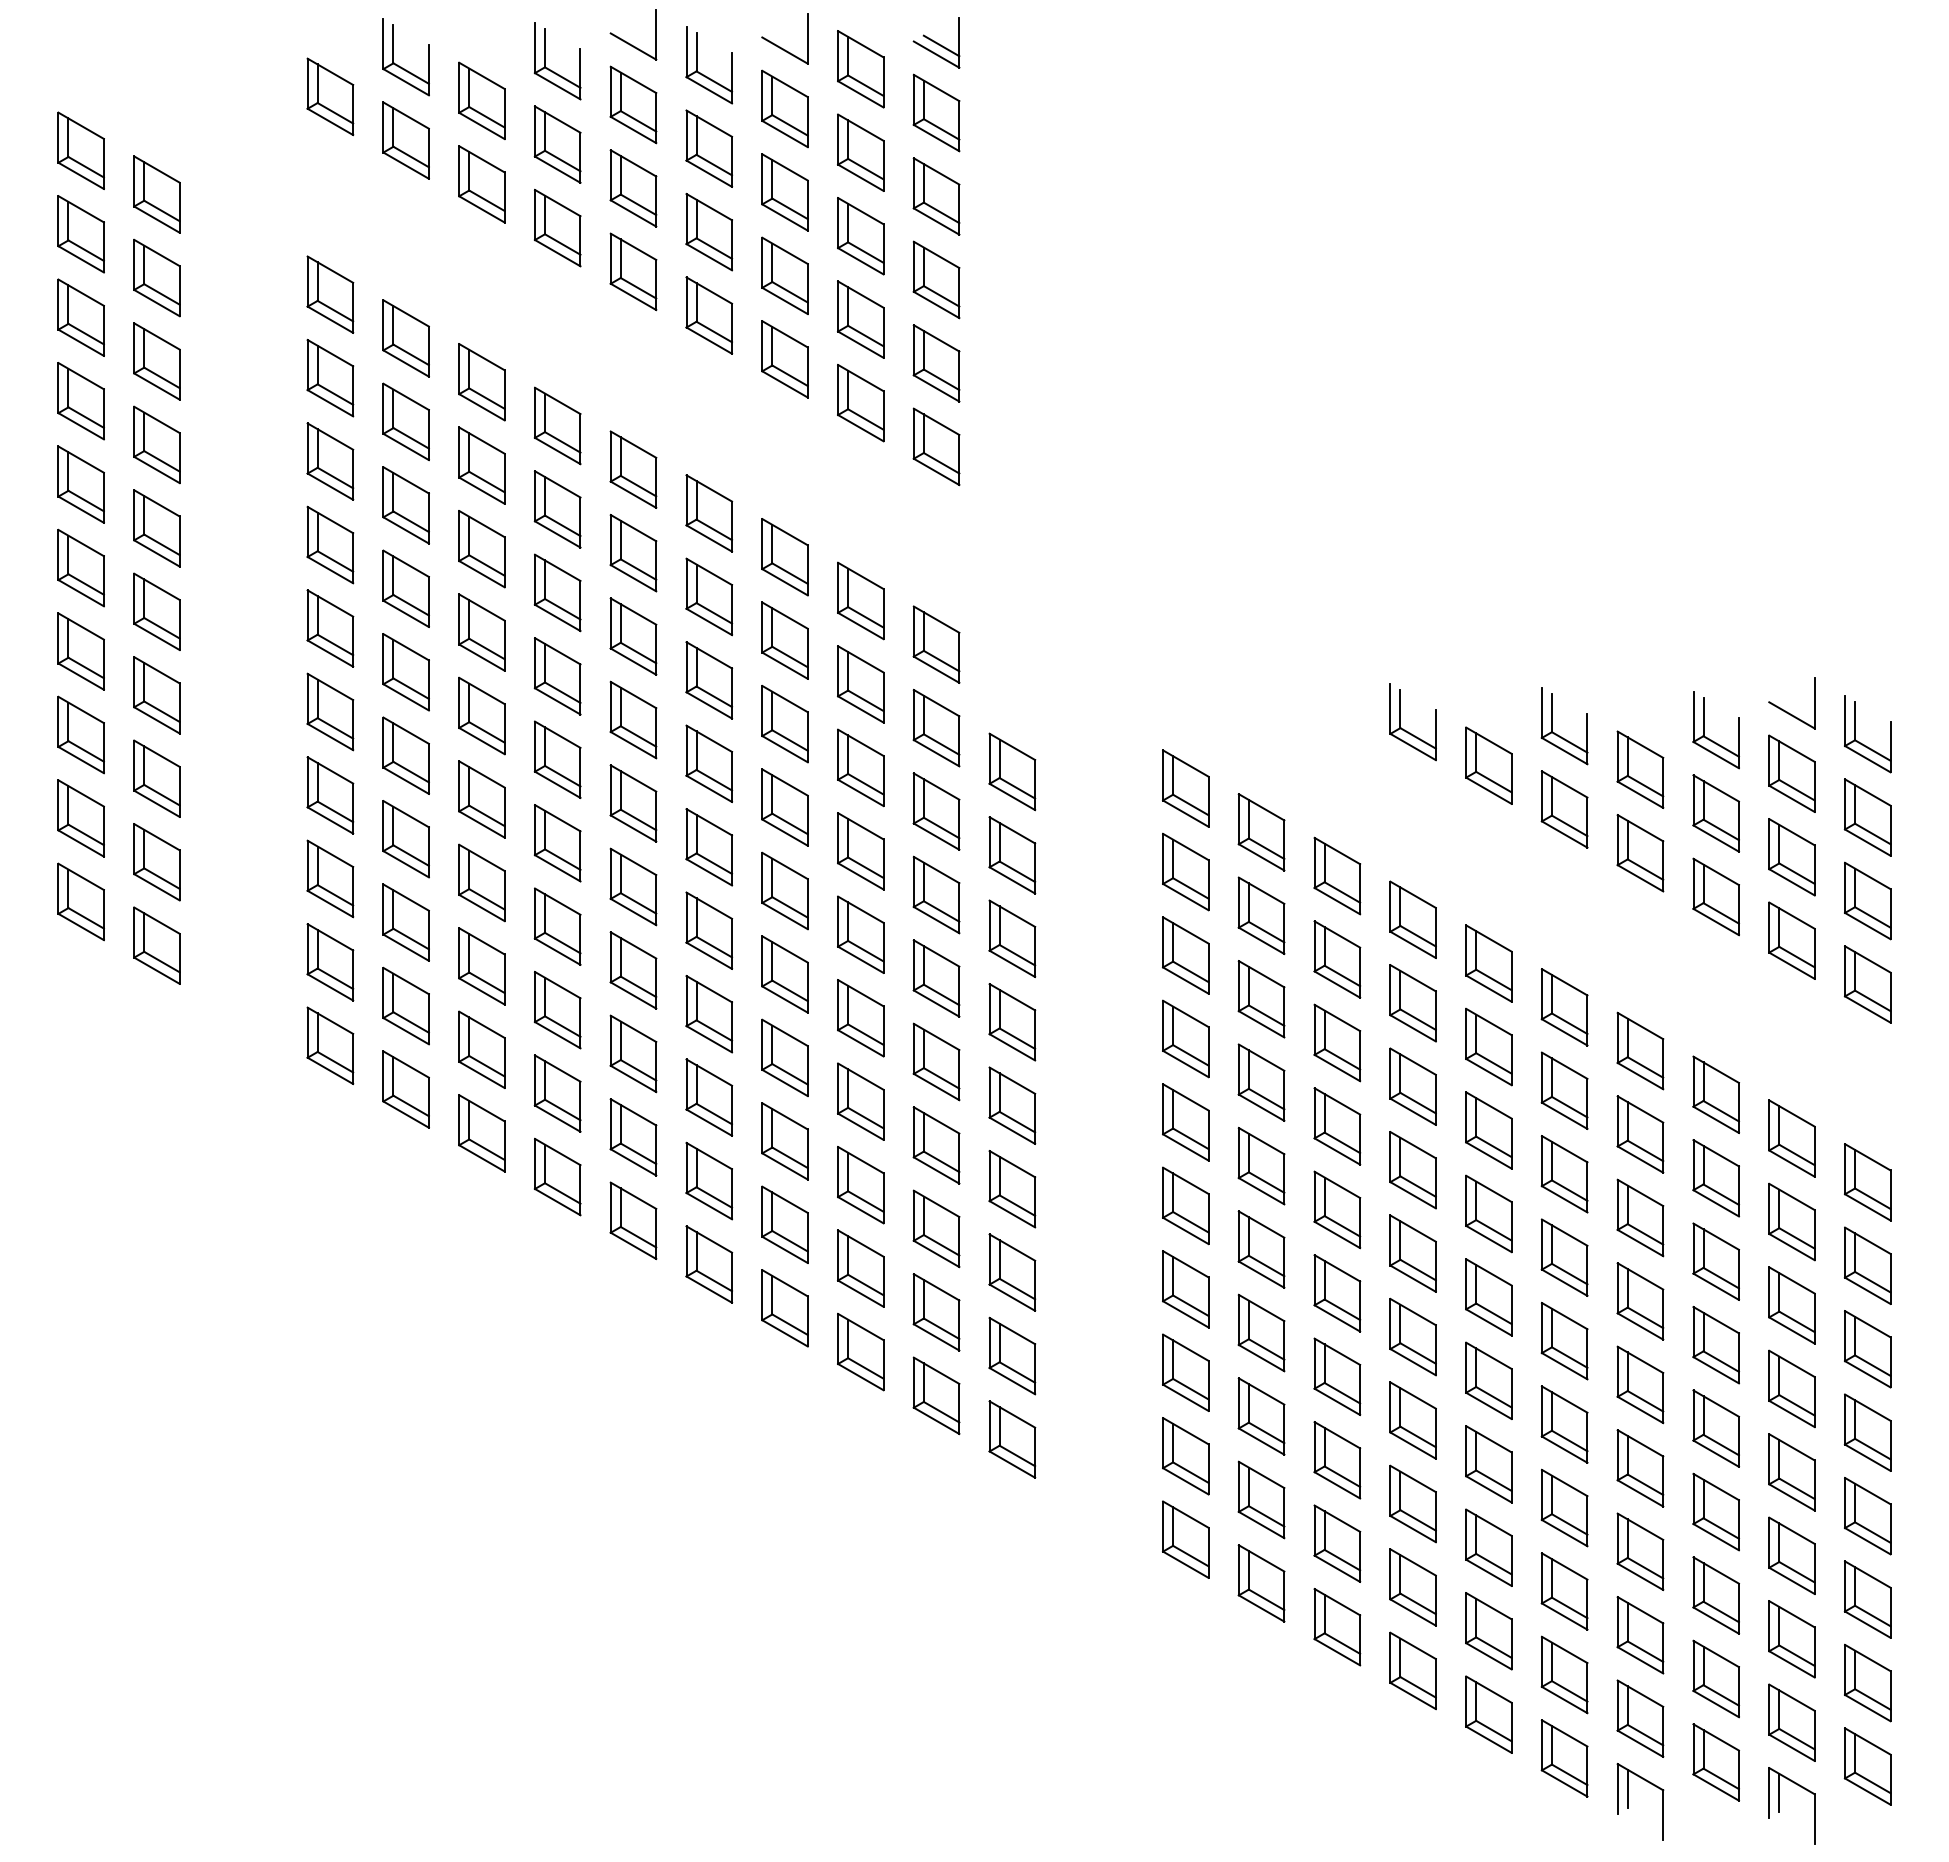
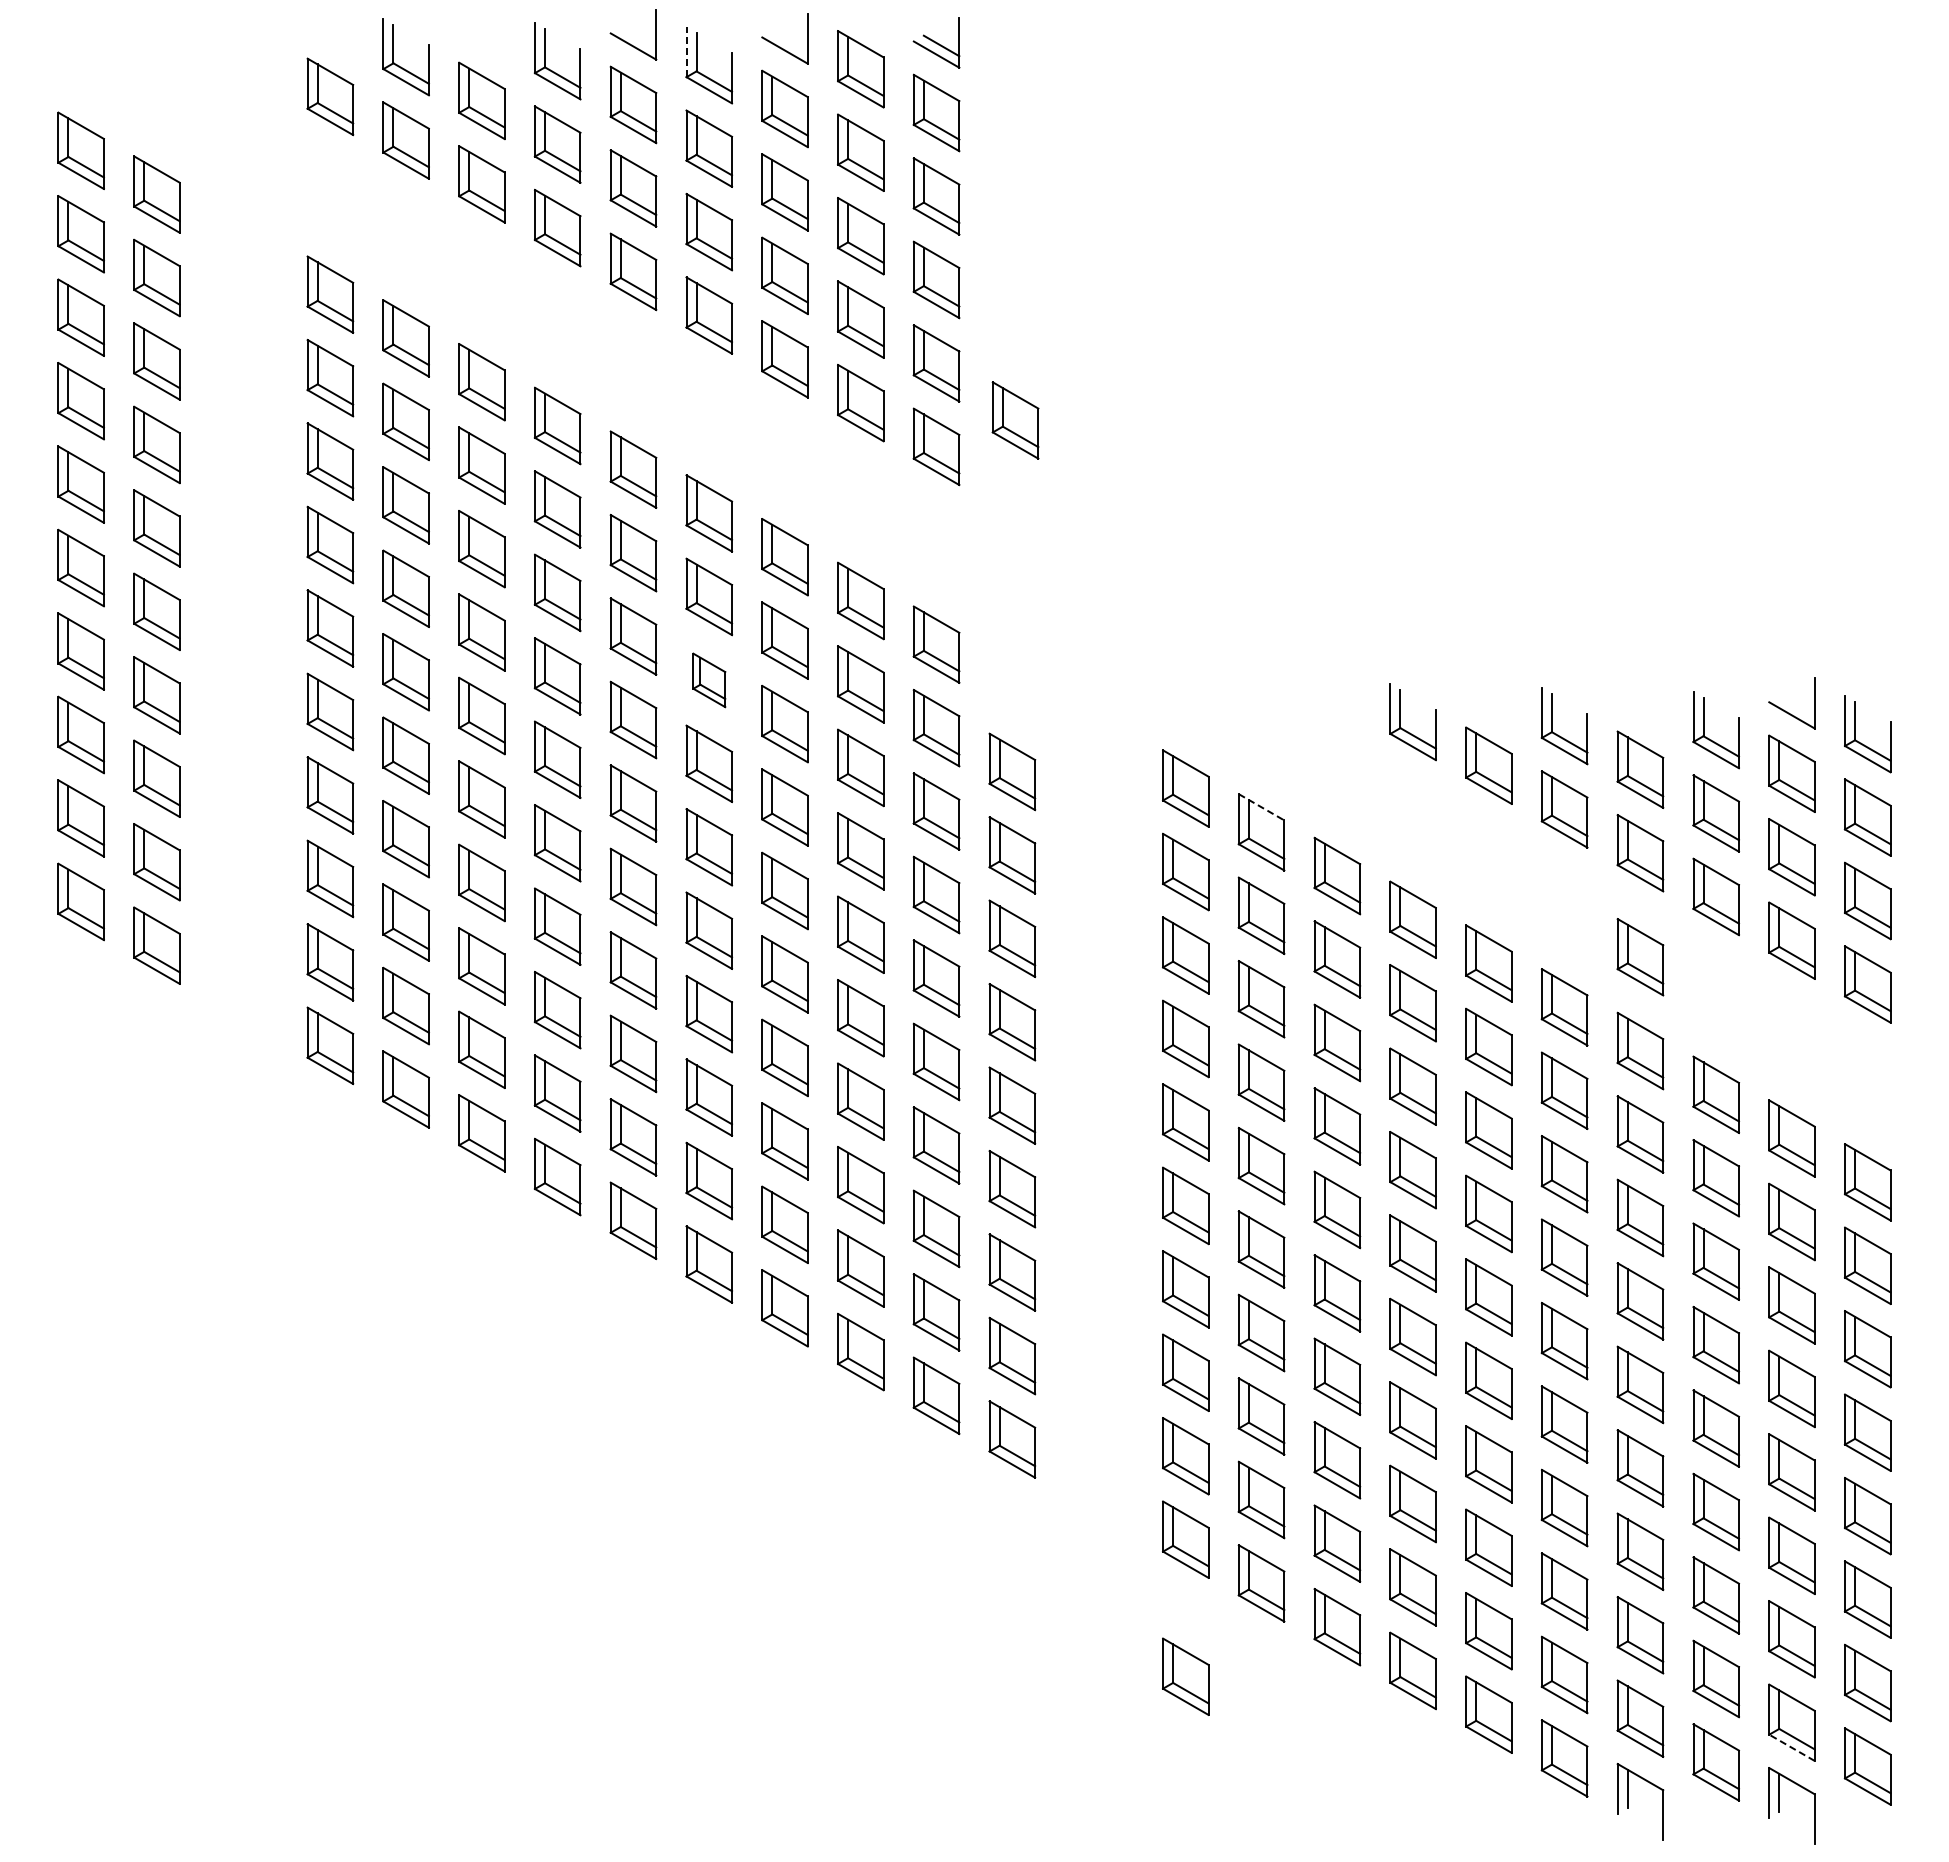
line: solid -> dashed (686, 51)
part: none -> present (1015, 420)
part size: 49x79 px -> 35x57 px (709, 680)
line: solid -> dashed (1262, 807)
part: none -> present (1640, 957)
part: none -> present (1185, 1676)
line: solid -> dashed (1791, 1747)
